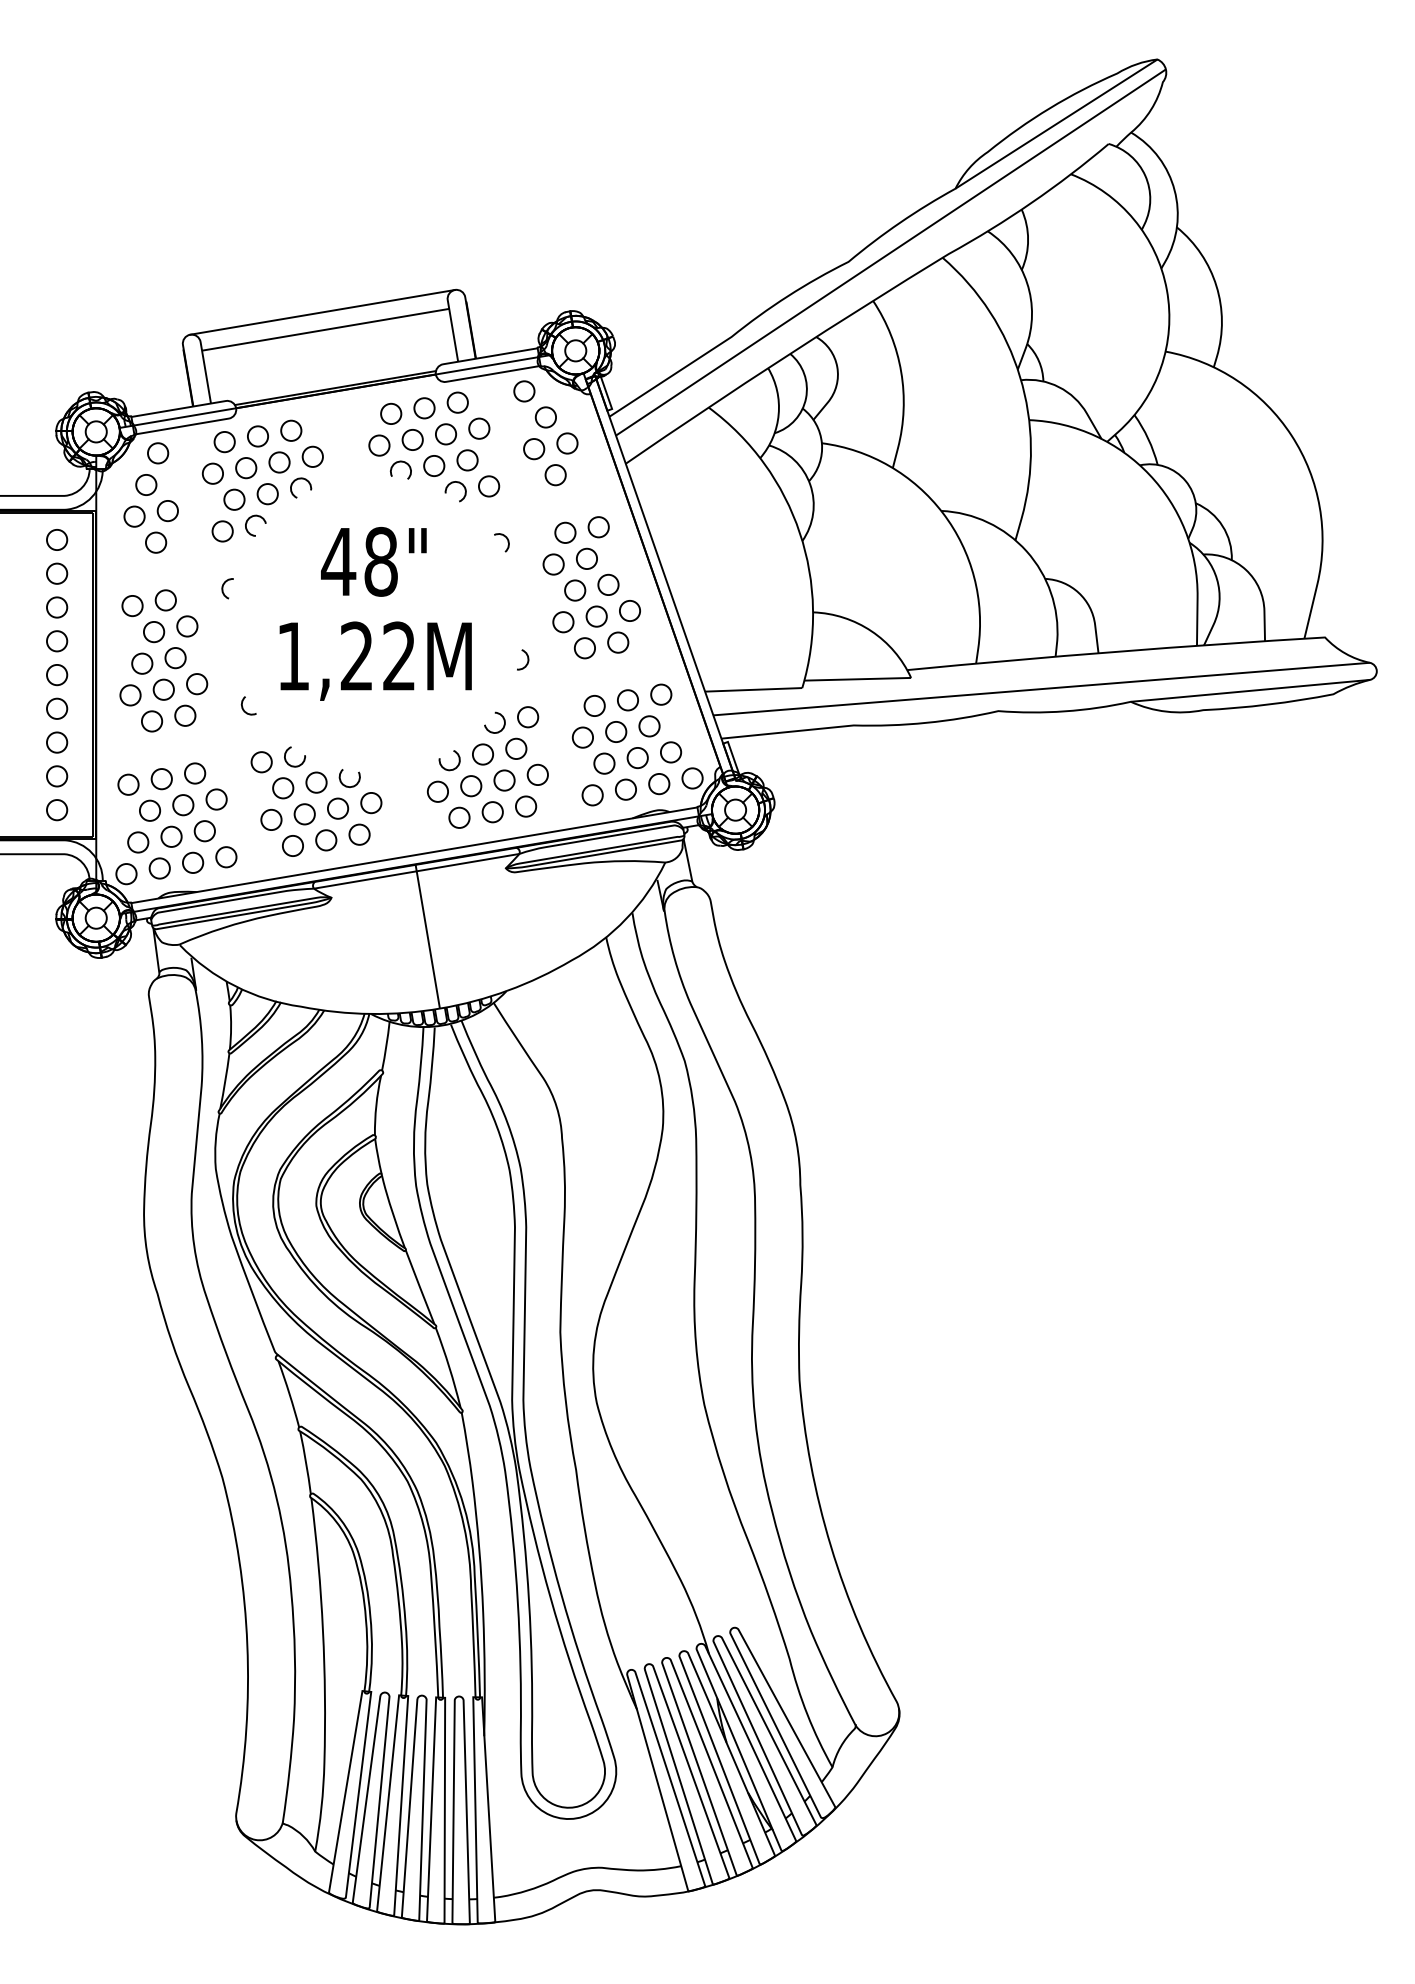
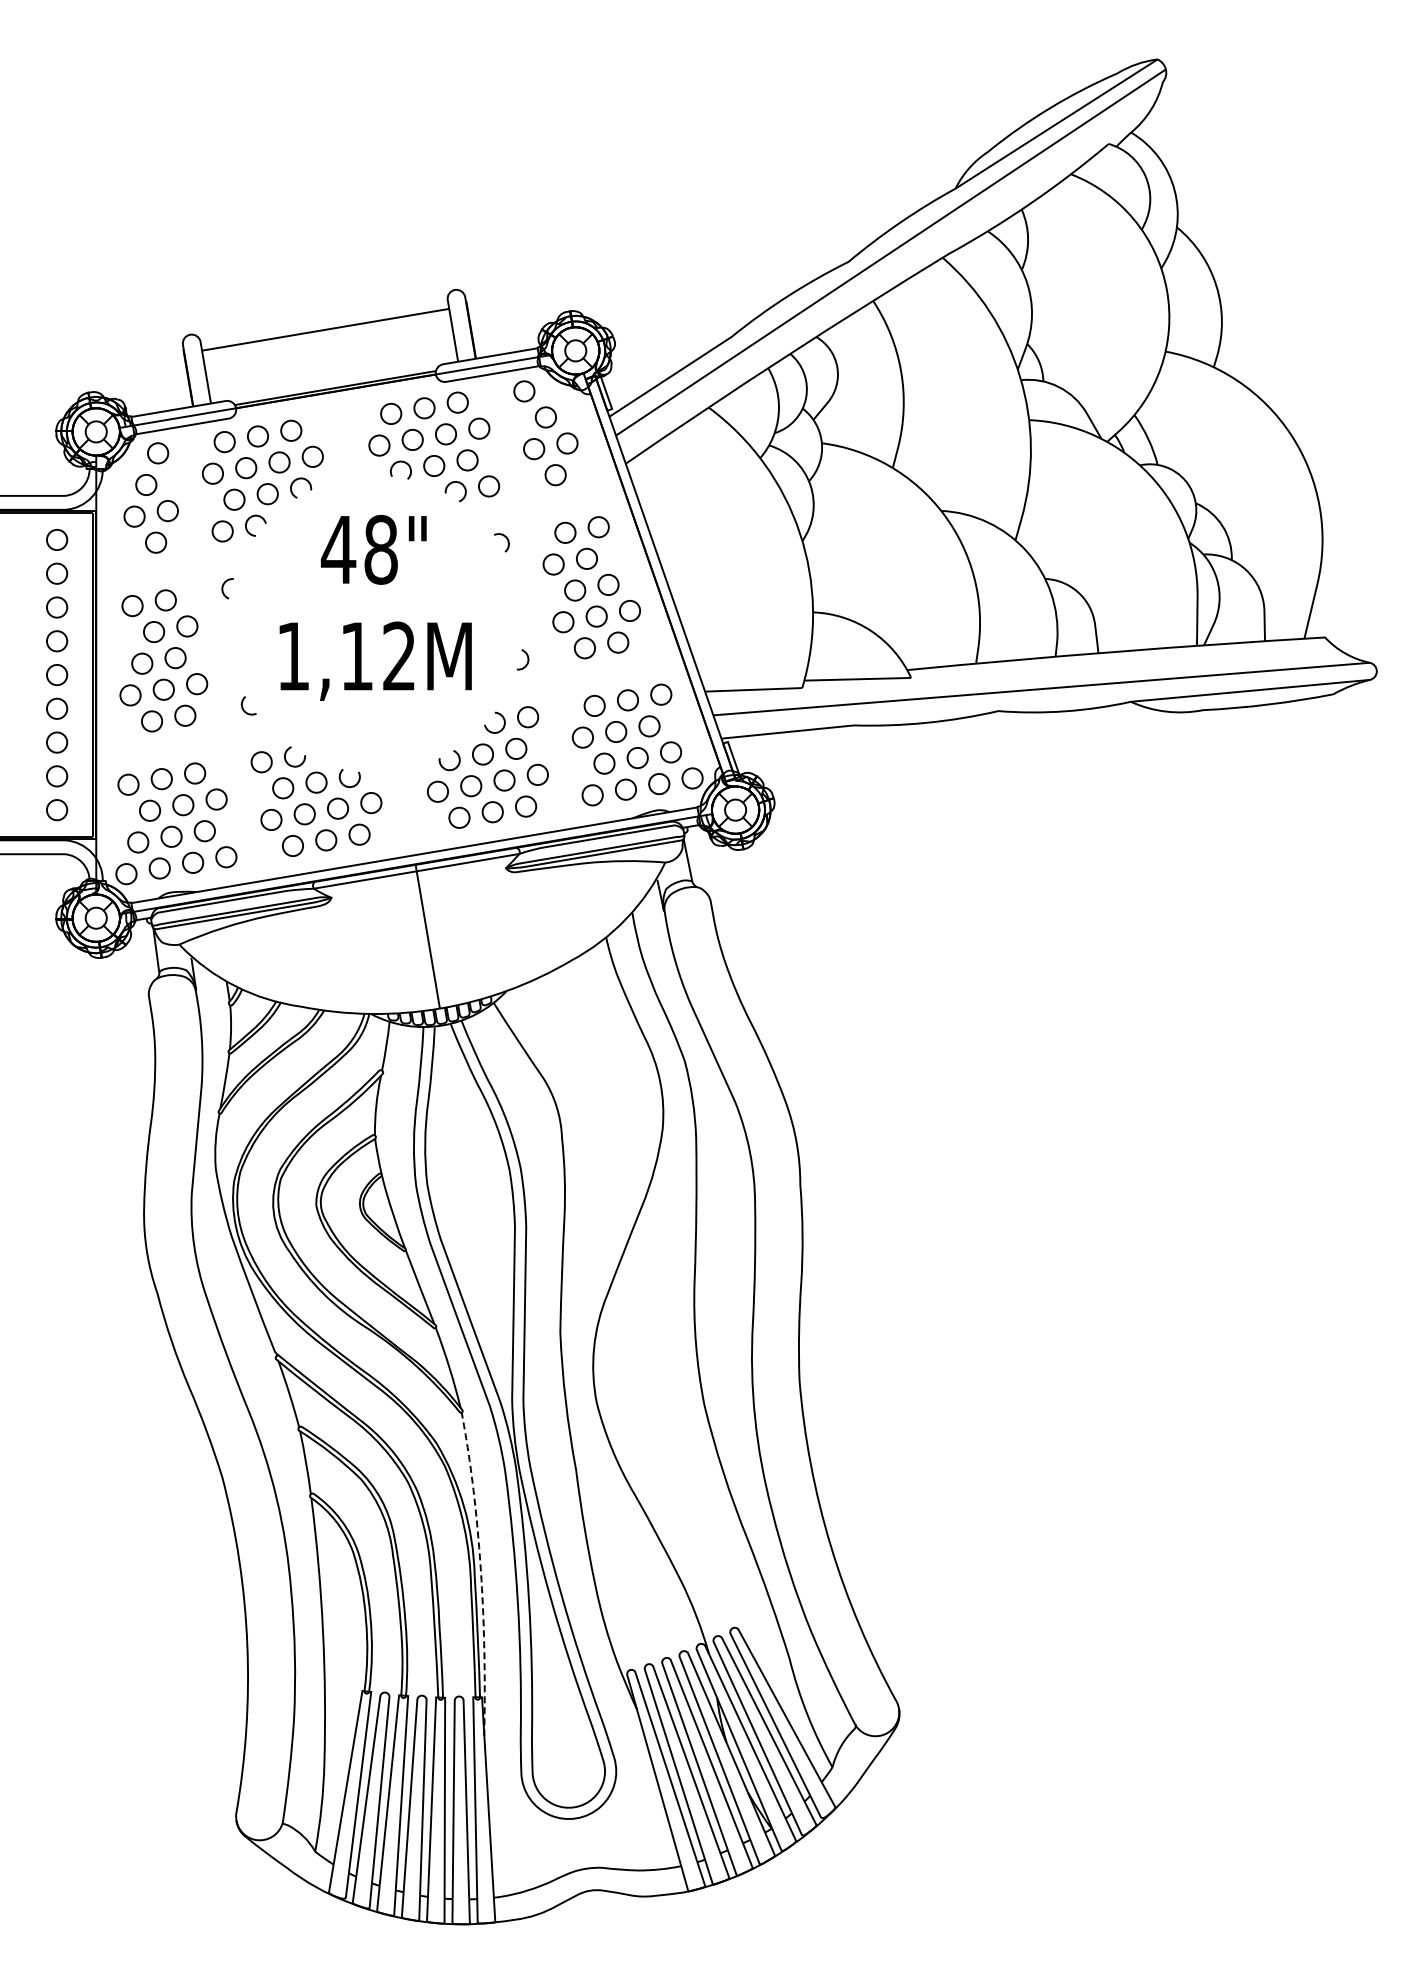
line: present -> none (322, 311)
text position: (373, 561) -> (373, 549) (373, 549)
text: 1,22M -> 1,12M (356, 655)
line: solid -> dashed (480, 1572)
